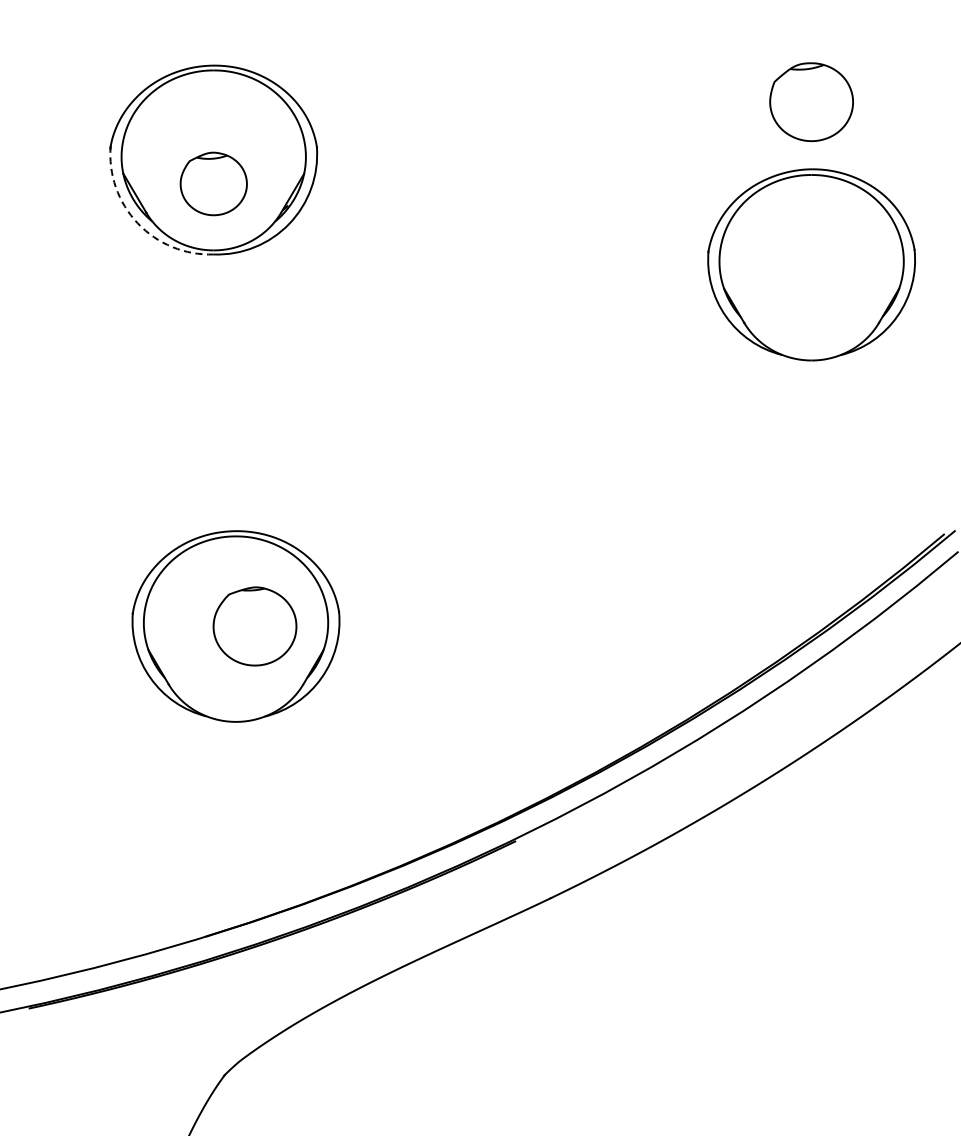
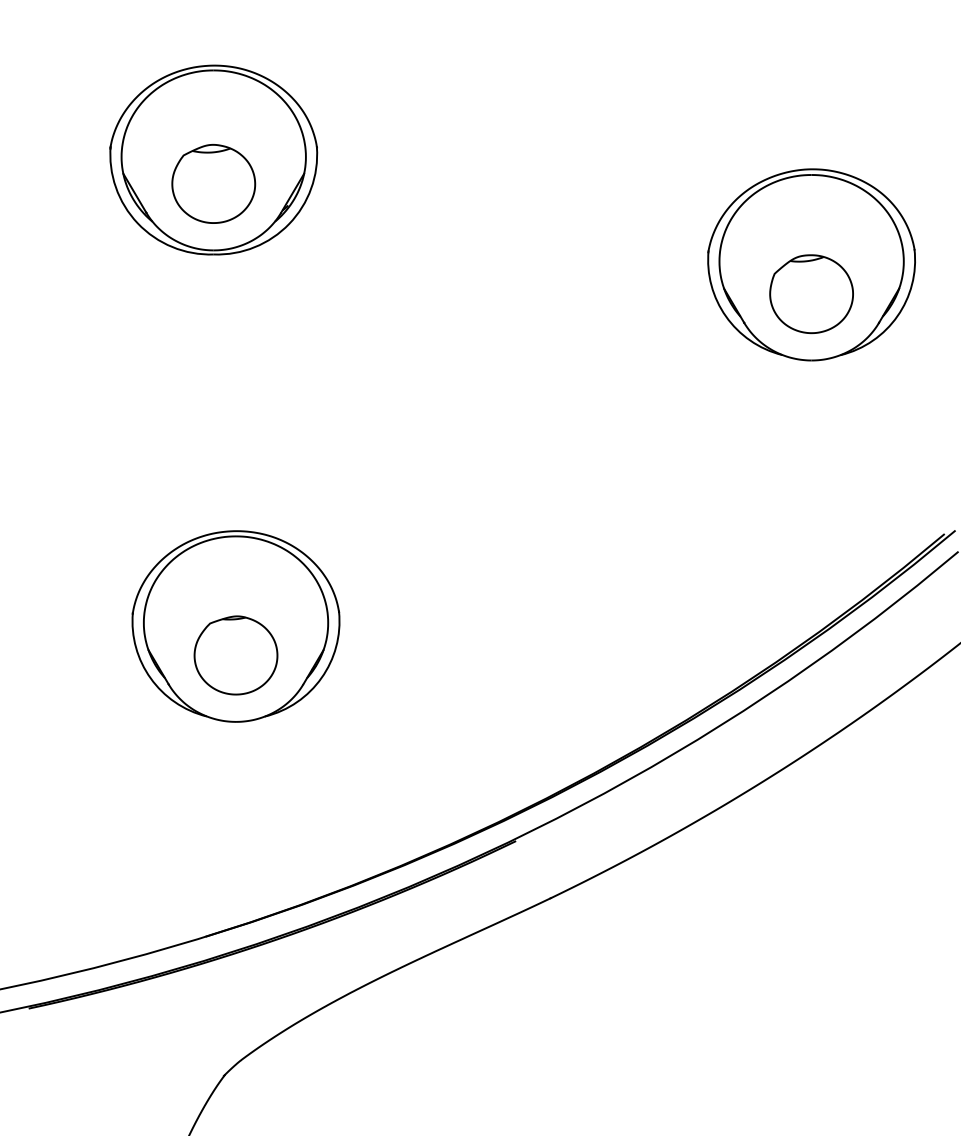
part position: (811, 102) -> (811, 294) (811, 294)
part size: 69x66 px -> 86x80 px (213, 183)
arc: dashed -> solid (137, 223)
part position: (254, 626) -> (235, 655) (235, 655)
